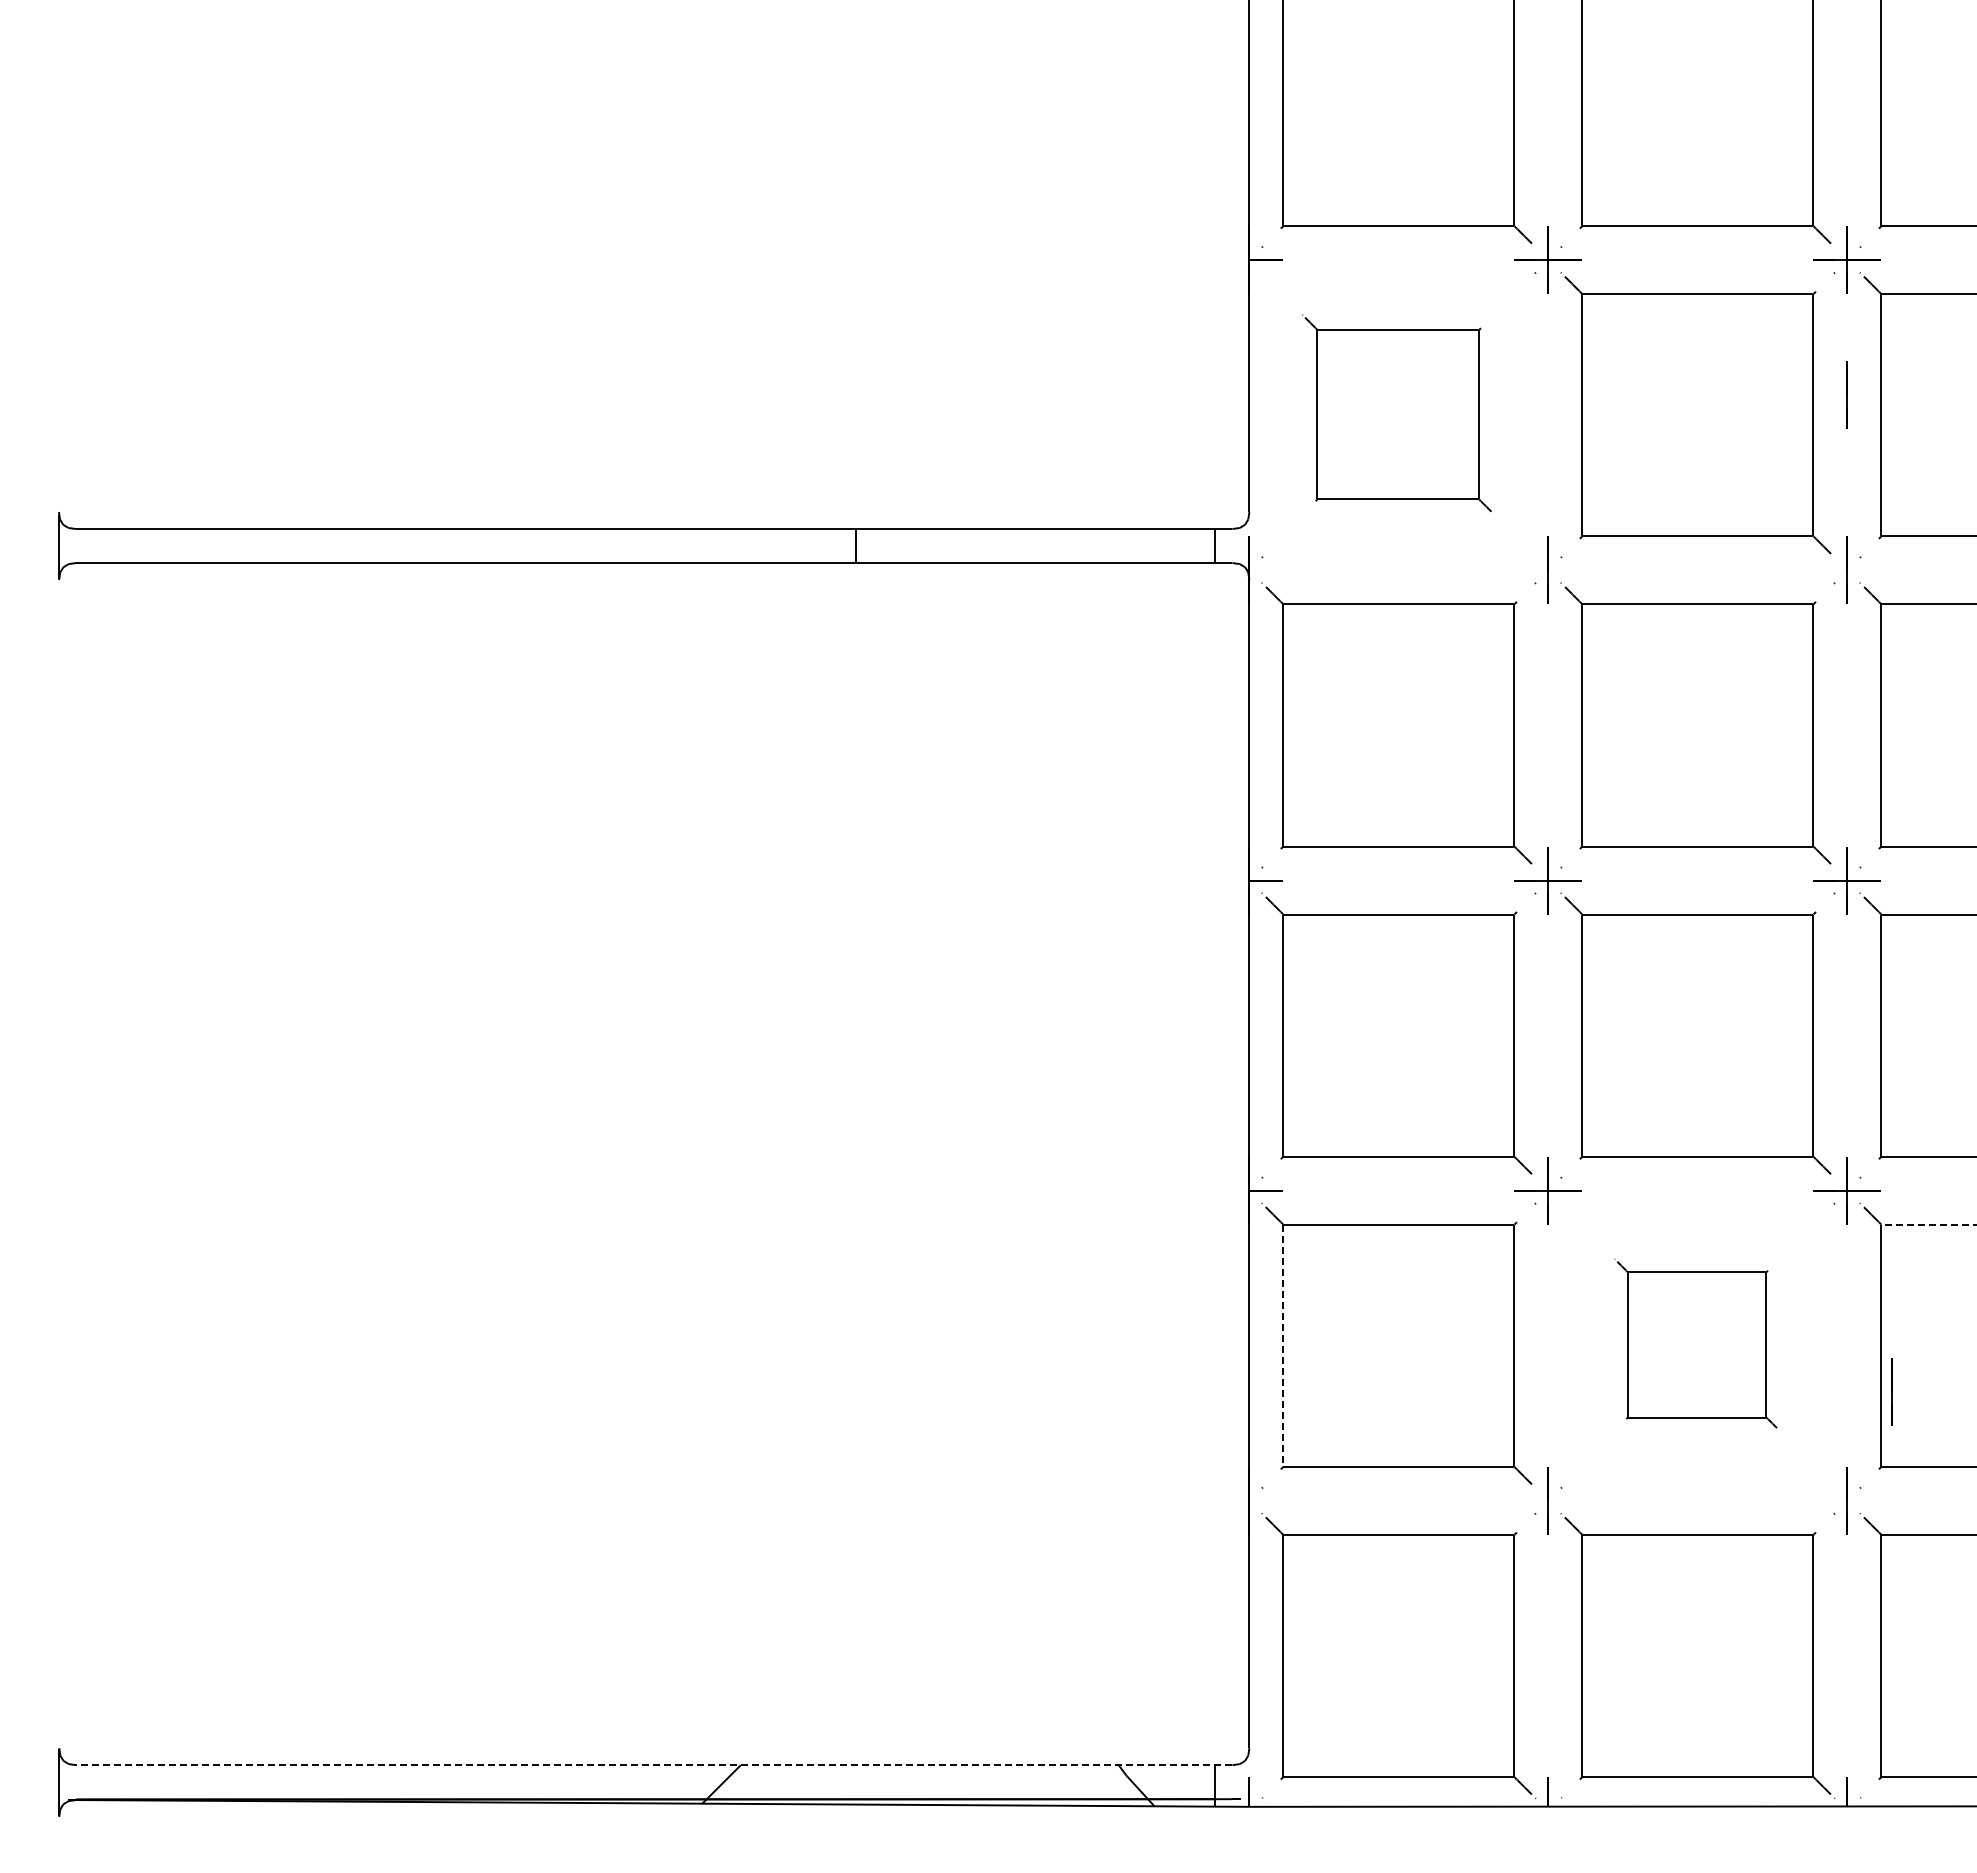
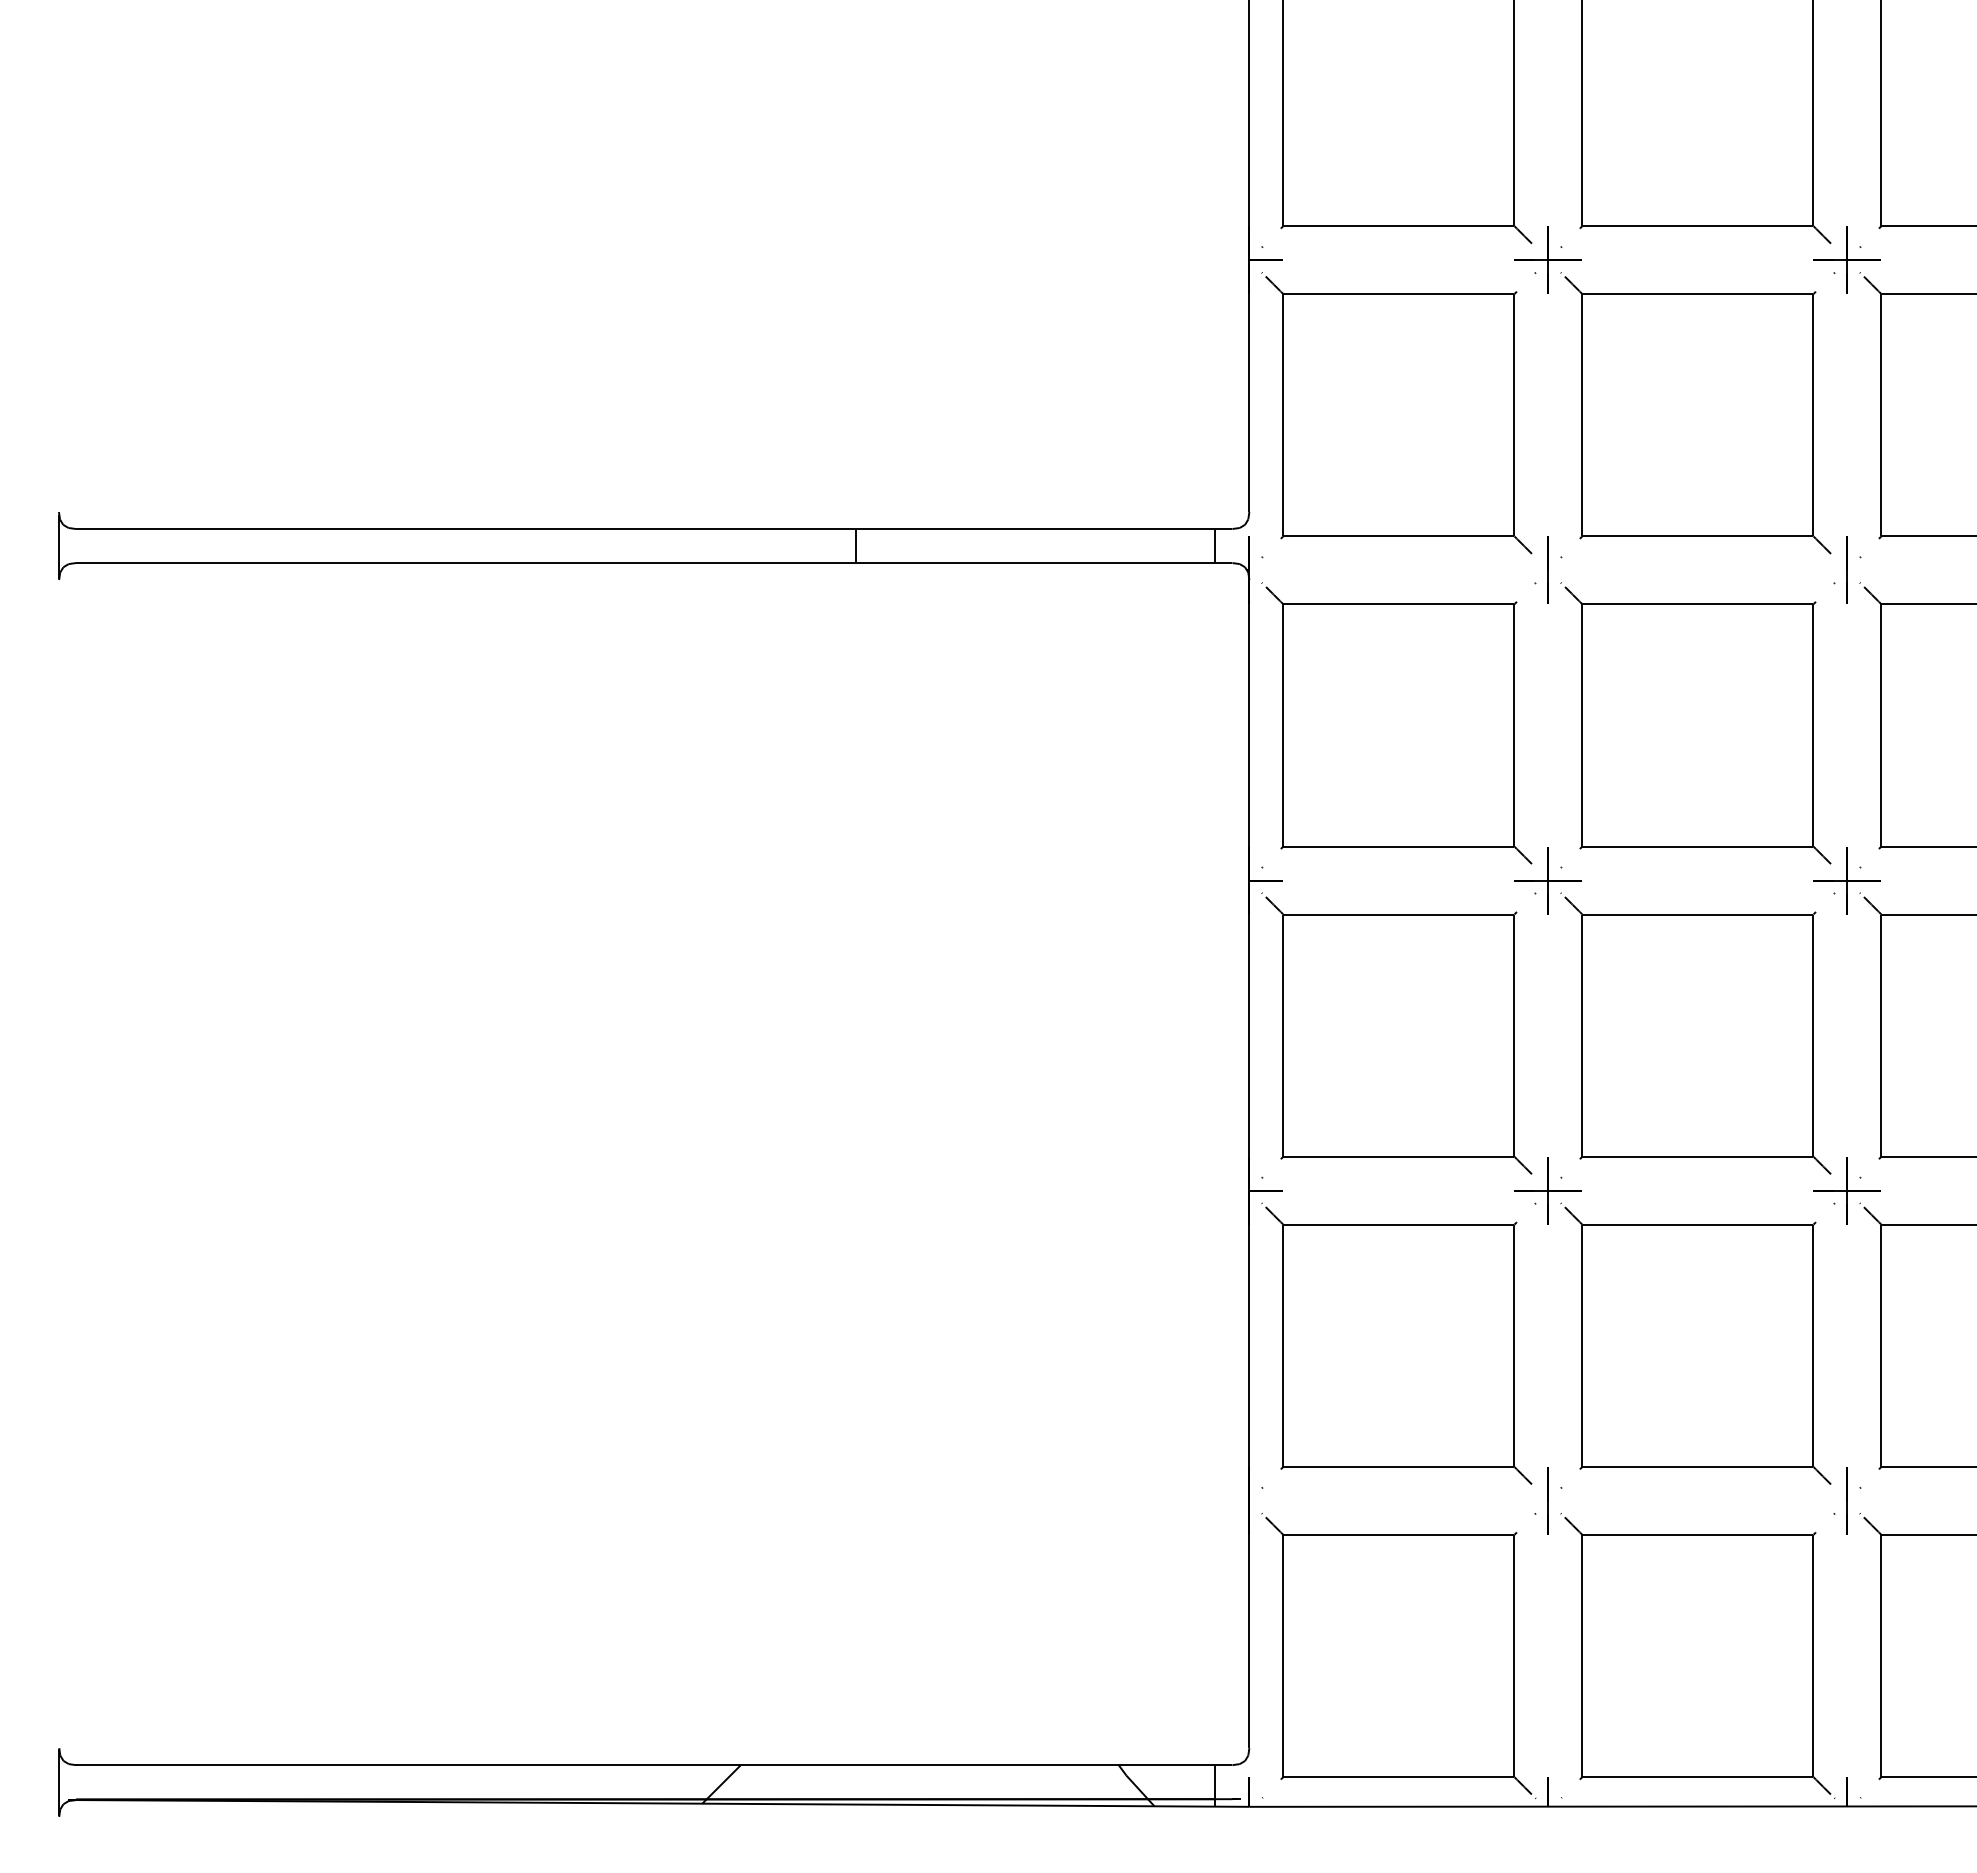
line: present -> none (1846, 394)
part size: 190x199 px -> 272x283 px (1396, 413)
line: dashed -> solid (1928, 1224)
part size: 164x171 px -> 272x283 px (1695, 1343)
line: dashed -> solid (1283, 1346)
line: present -> none (1891, 1391)
line: dashed -> solid (653, 1765)
